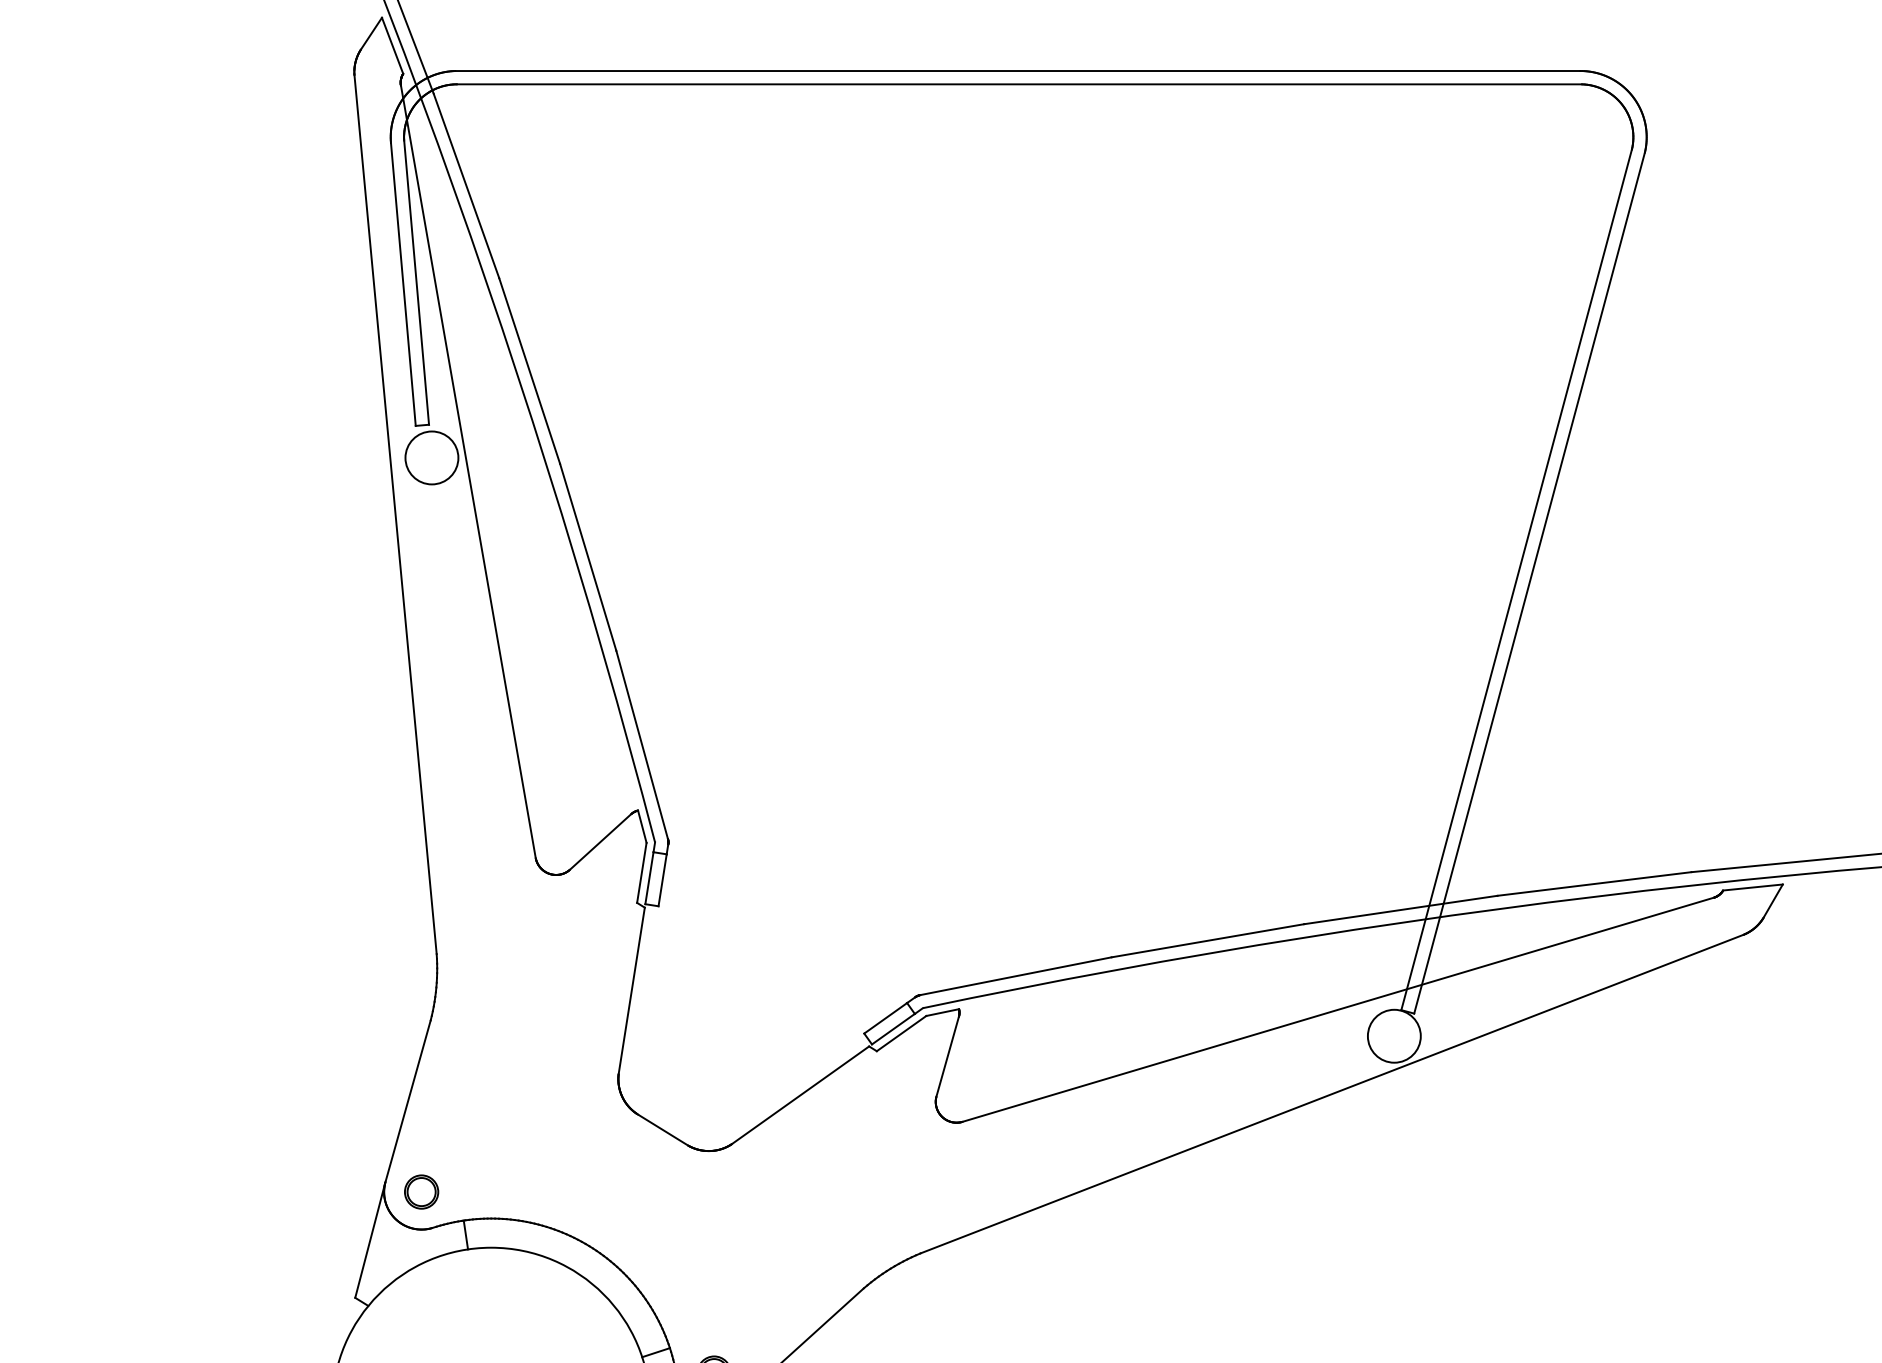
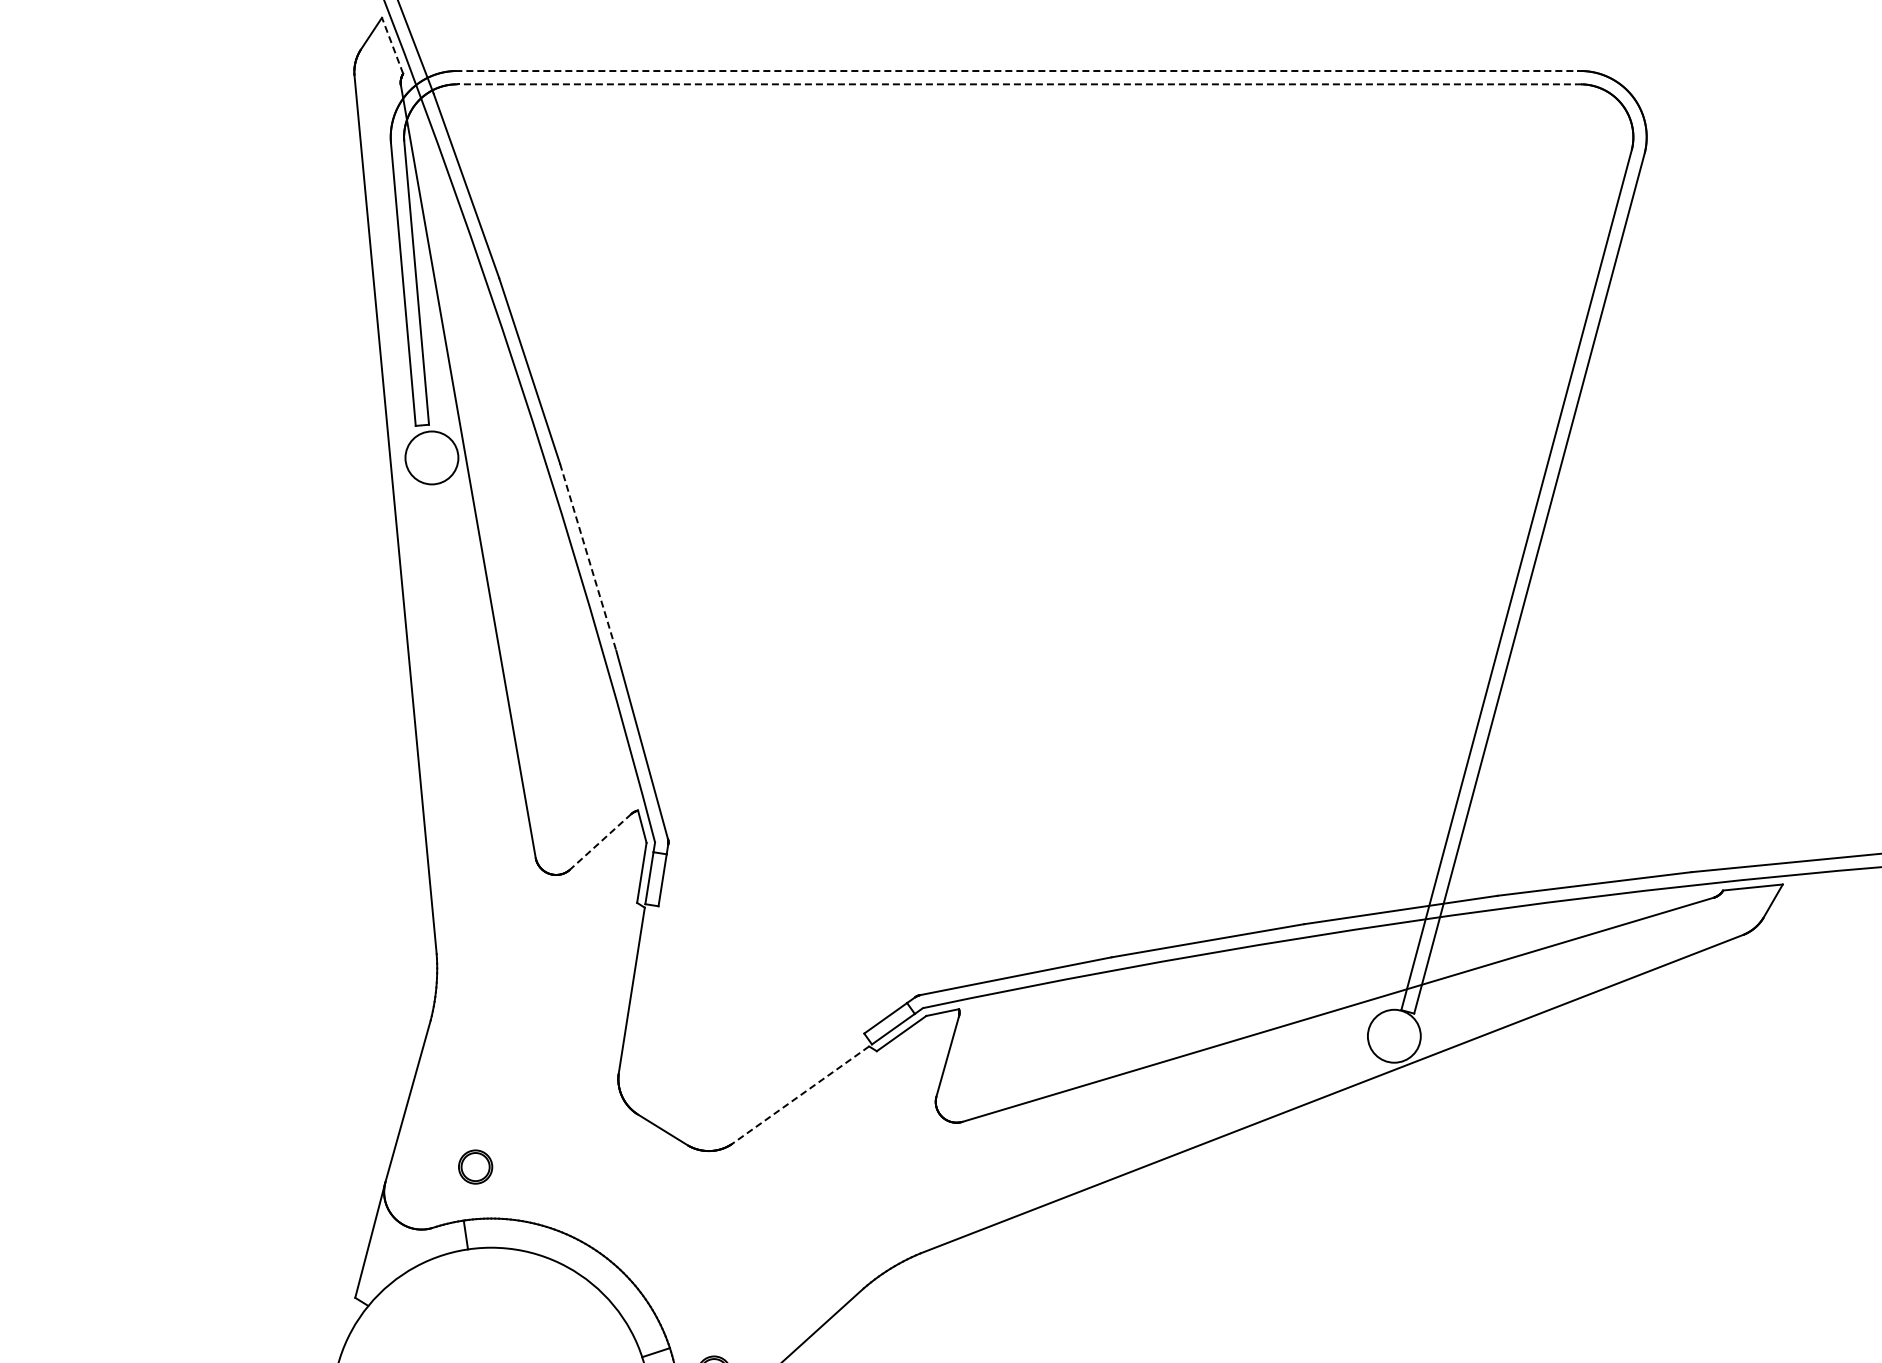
line: solid -> dashed (392, 45)
line: solid -> dashed (1017, 71)
line: solid -> dashed (1018, 84)
line: solid -> dashed (588, 557)
line: solid -> dashed (600, 842)
line: solid -> dashed (800, 1095)
part position: (421, 1191) -> (475, 1166) (475, 1166)
